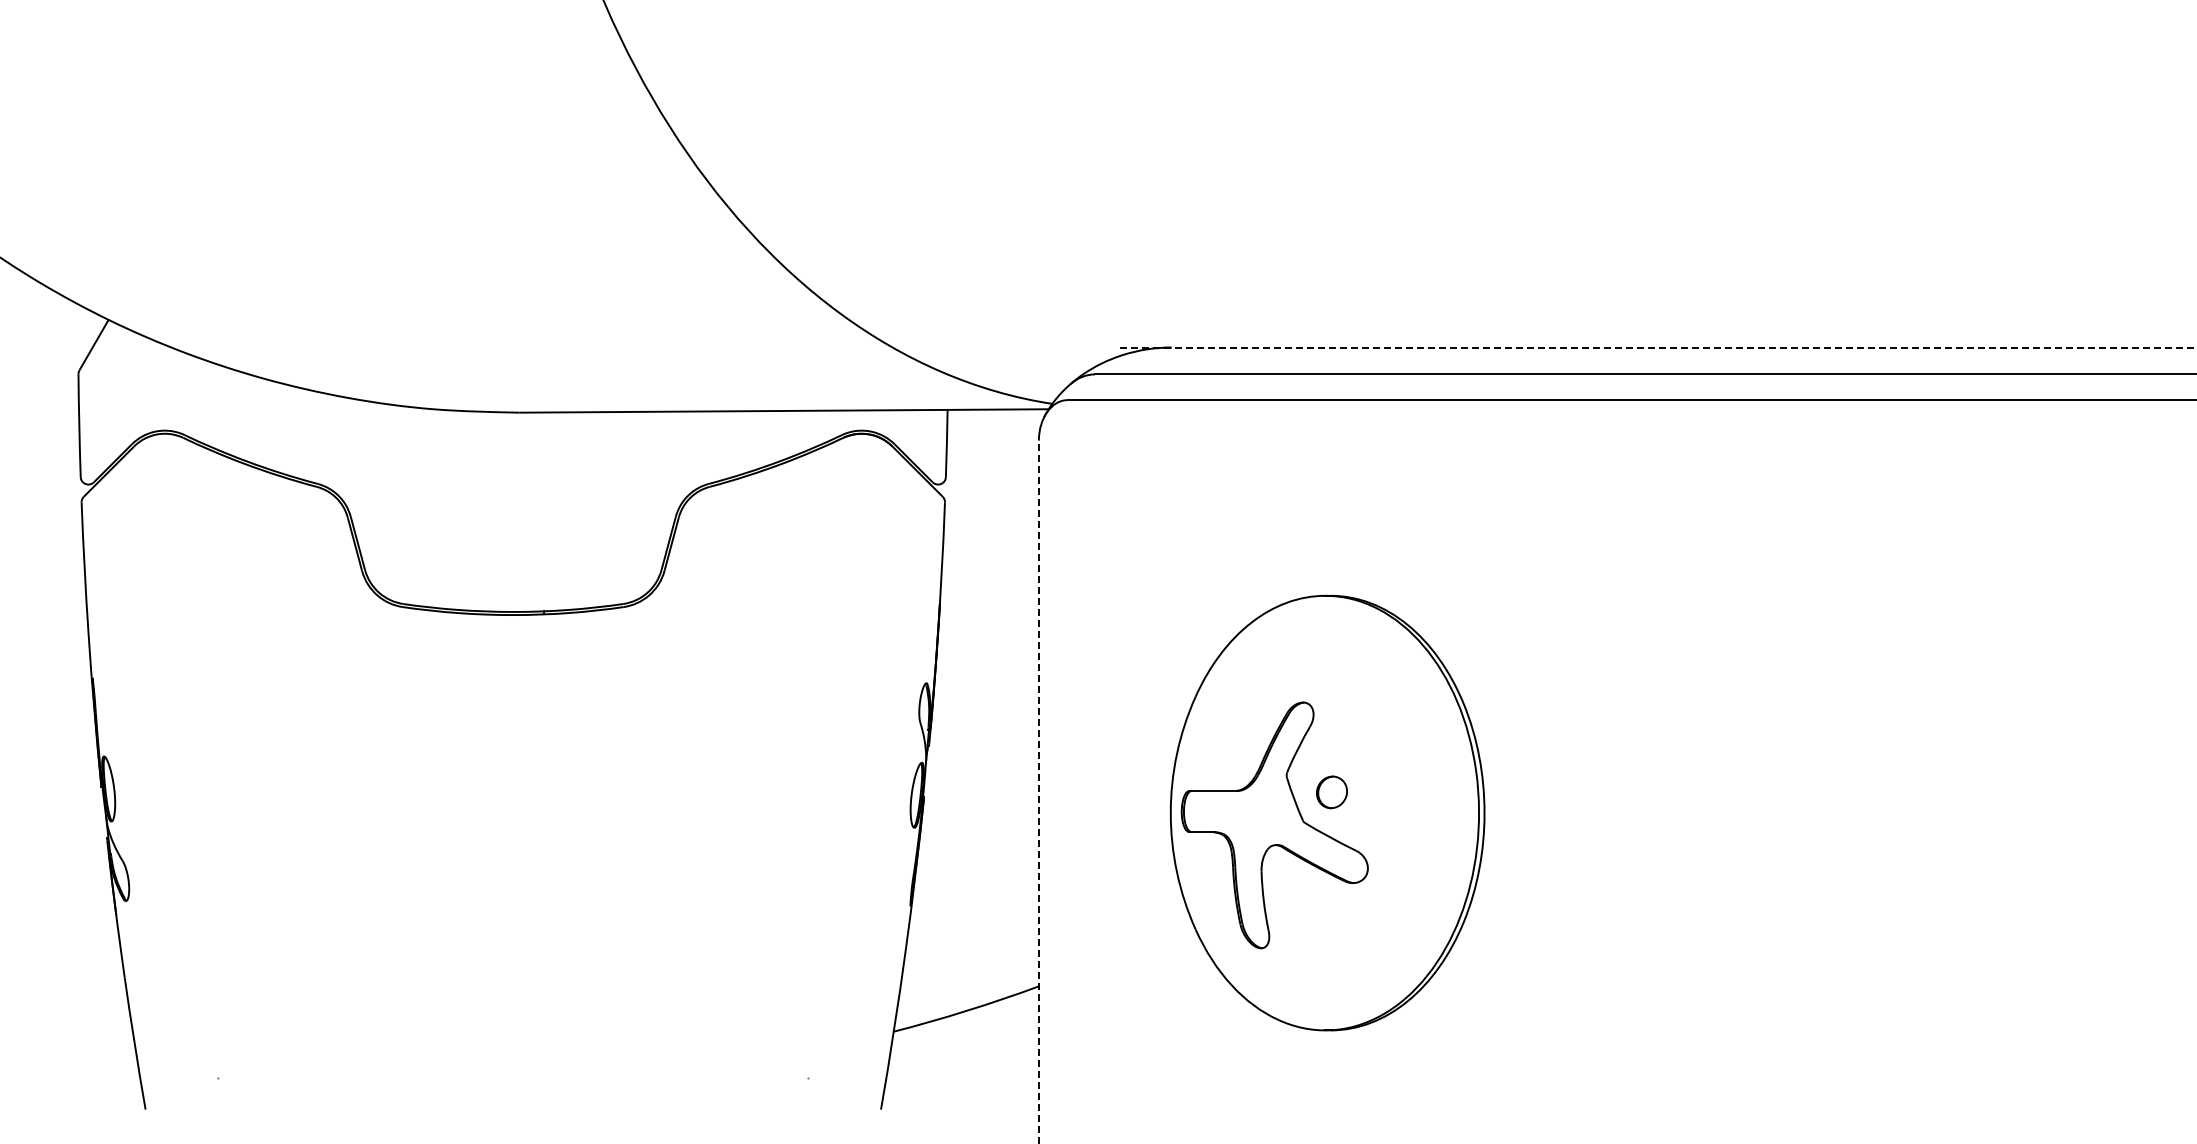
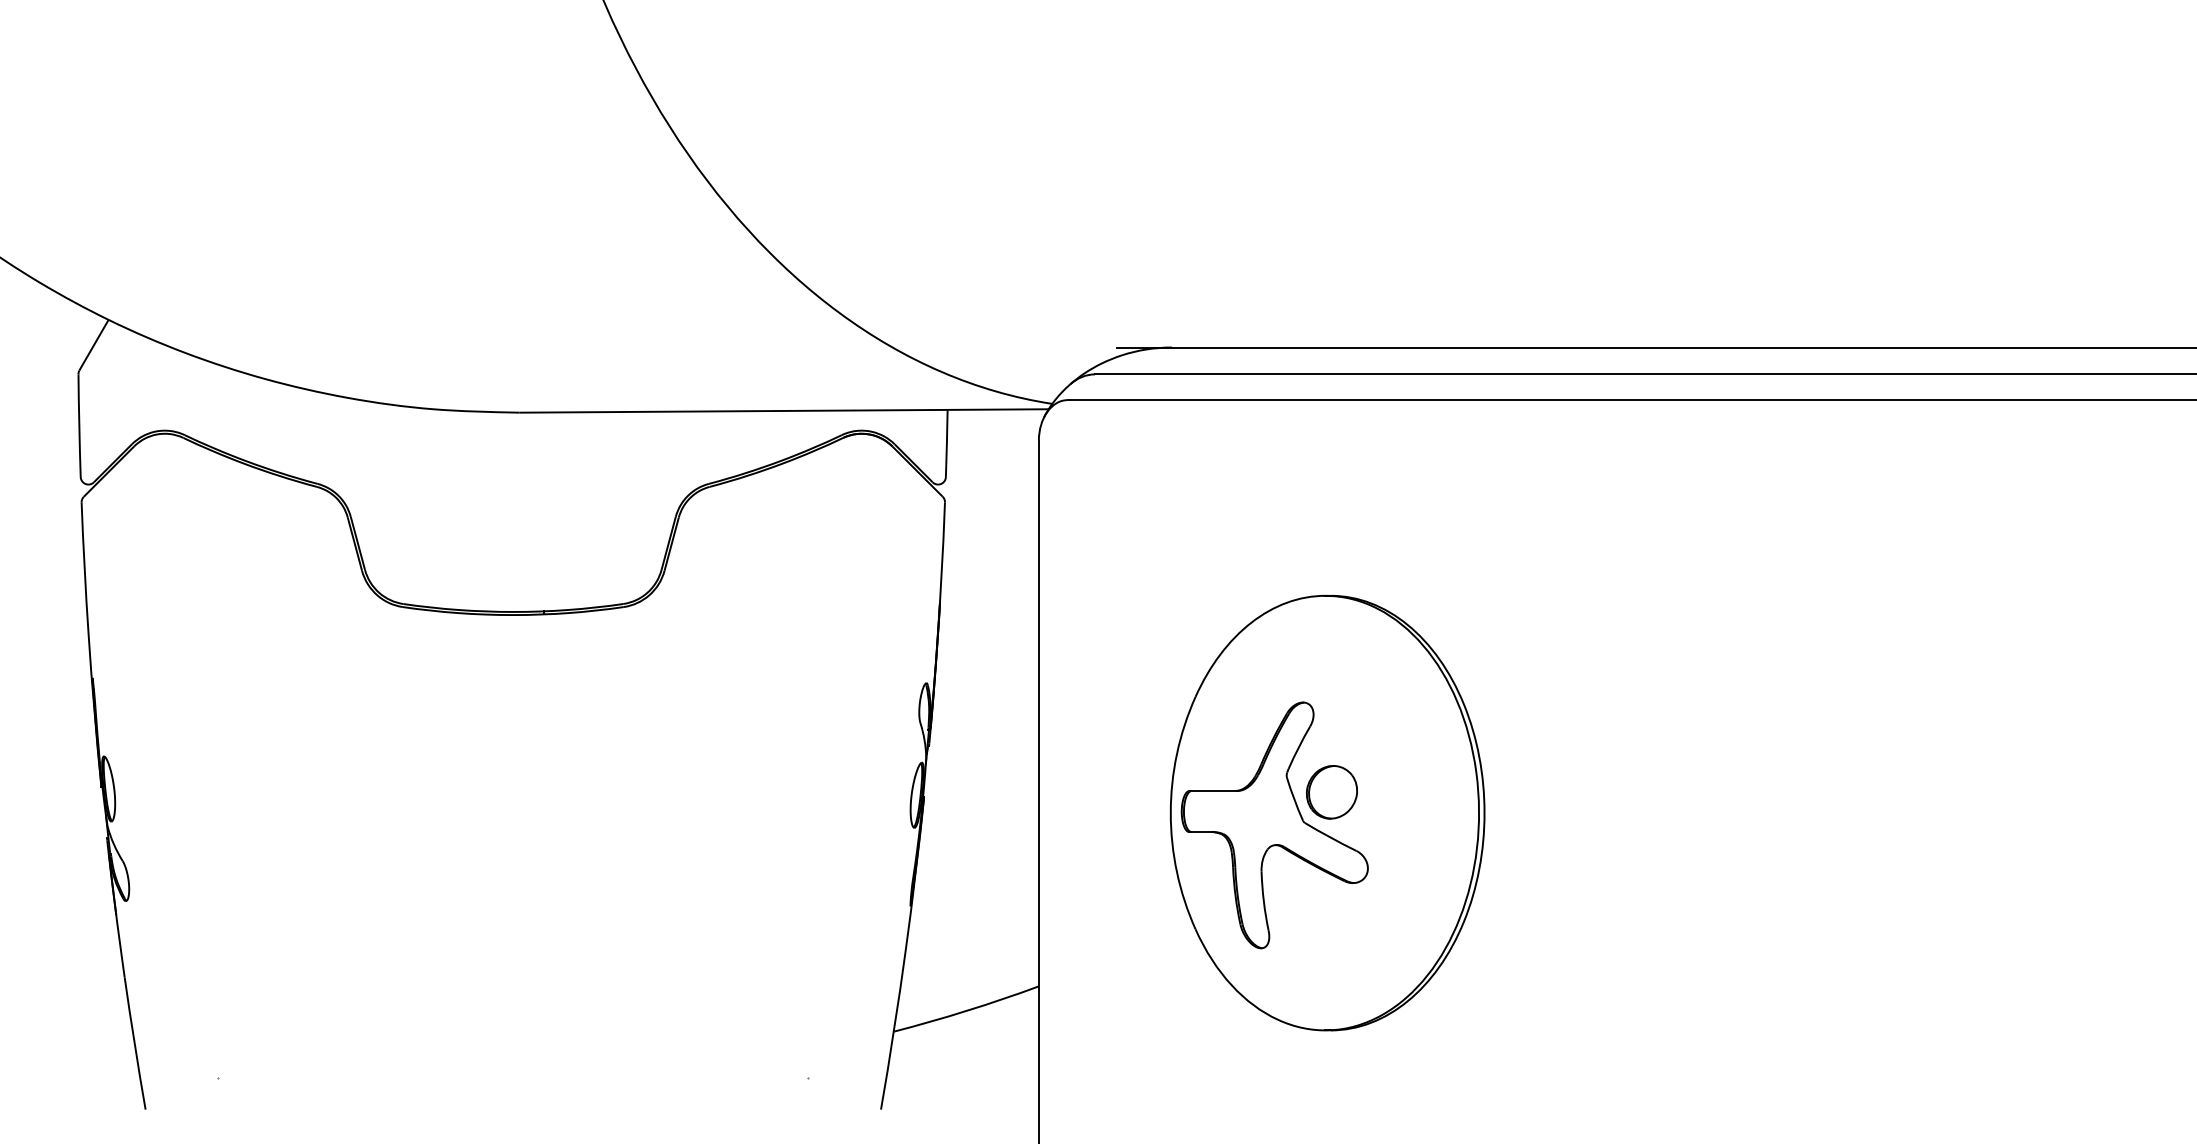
line: dashed -> solid (1656, 347)
line: dashed -> solid (1038, 791)
part size: 32x35 px -> 52x55 px (1331, 792)
